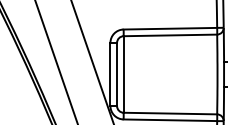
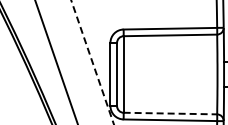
line: solid -> dashed (92, 62)
line: solid -> dashed (170, 113)
